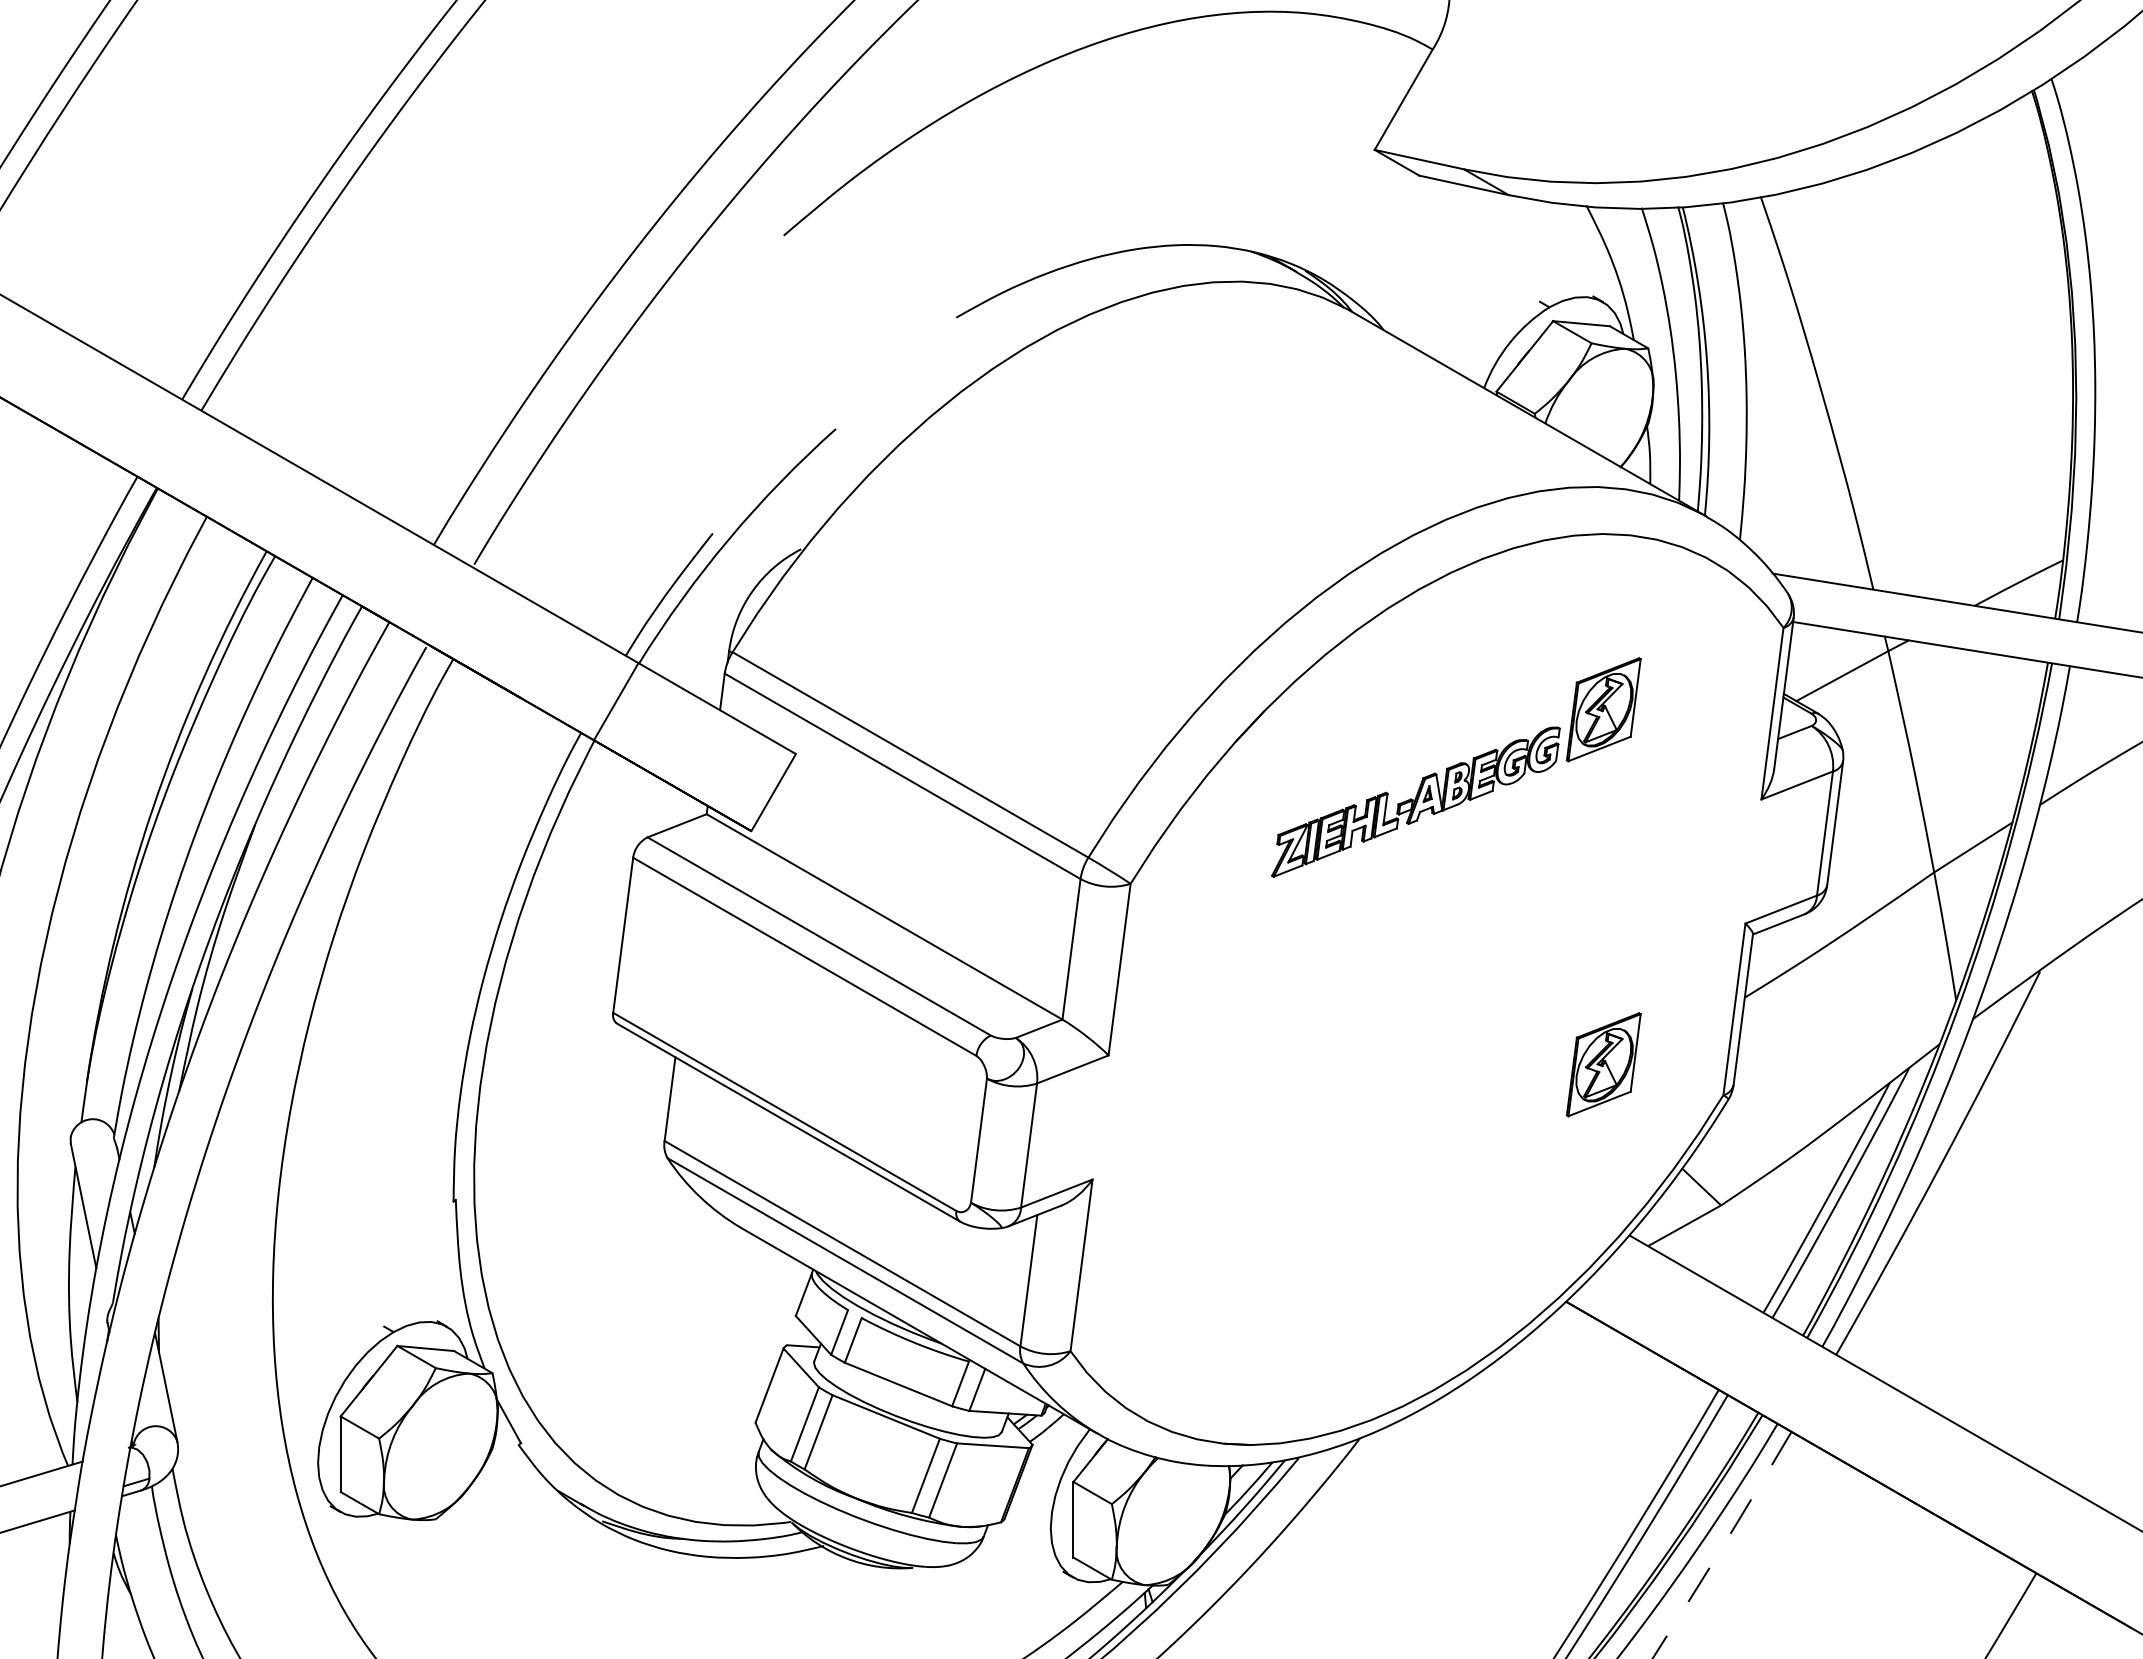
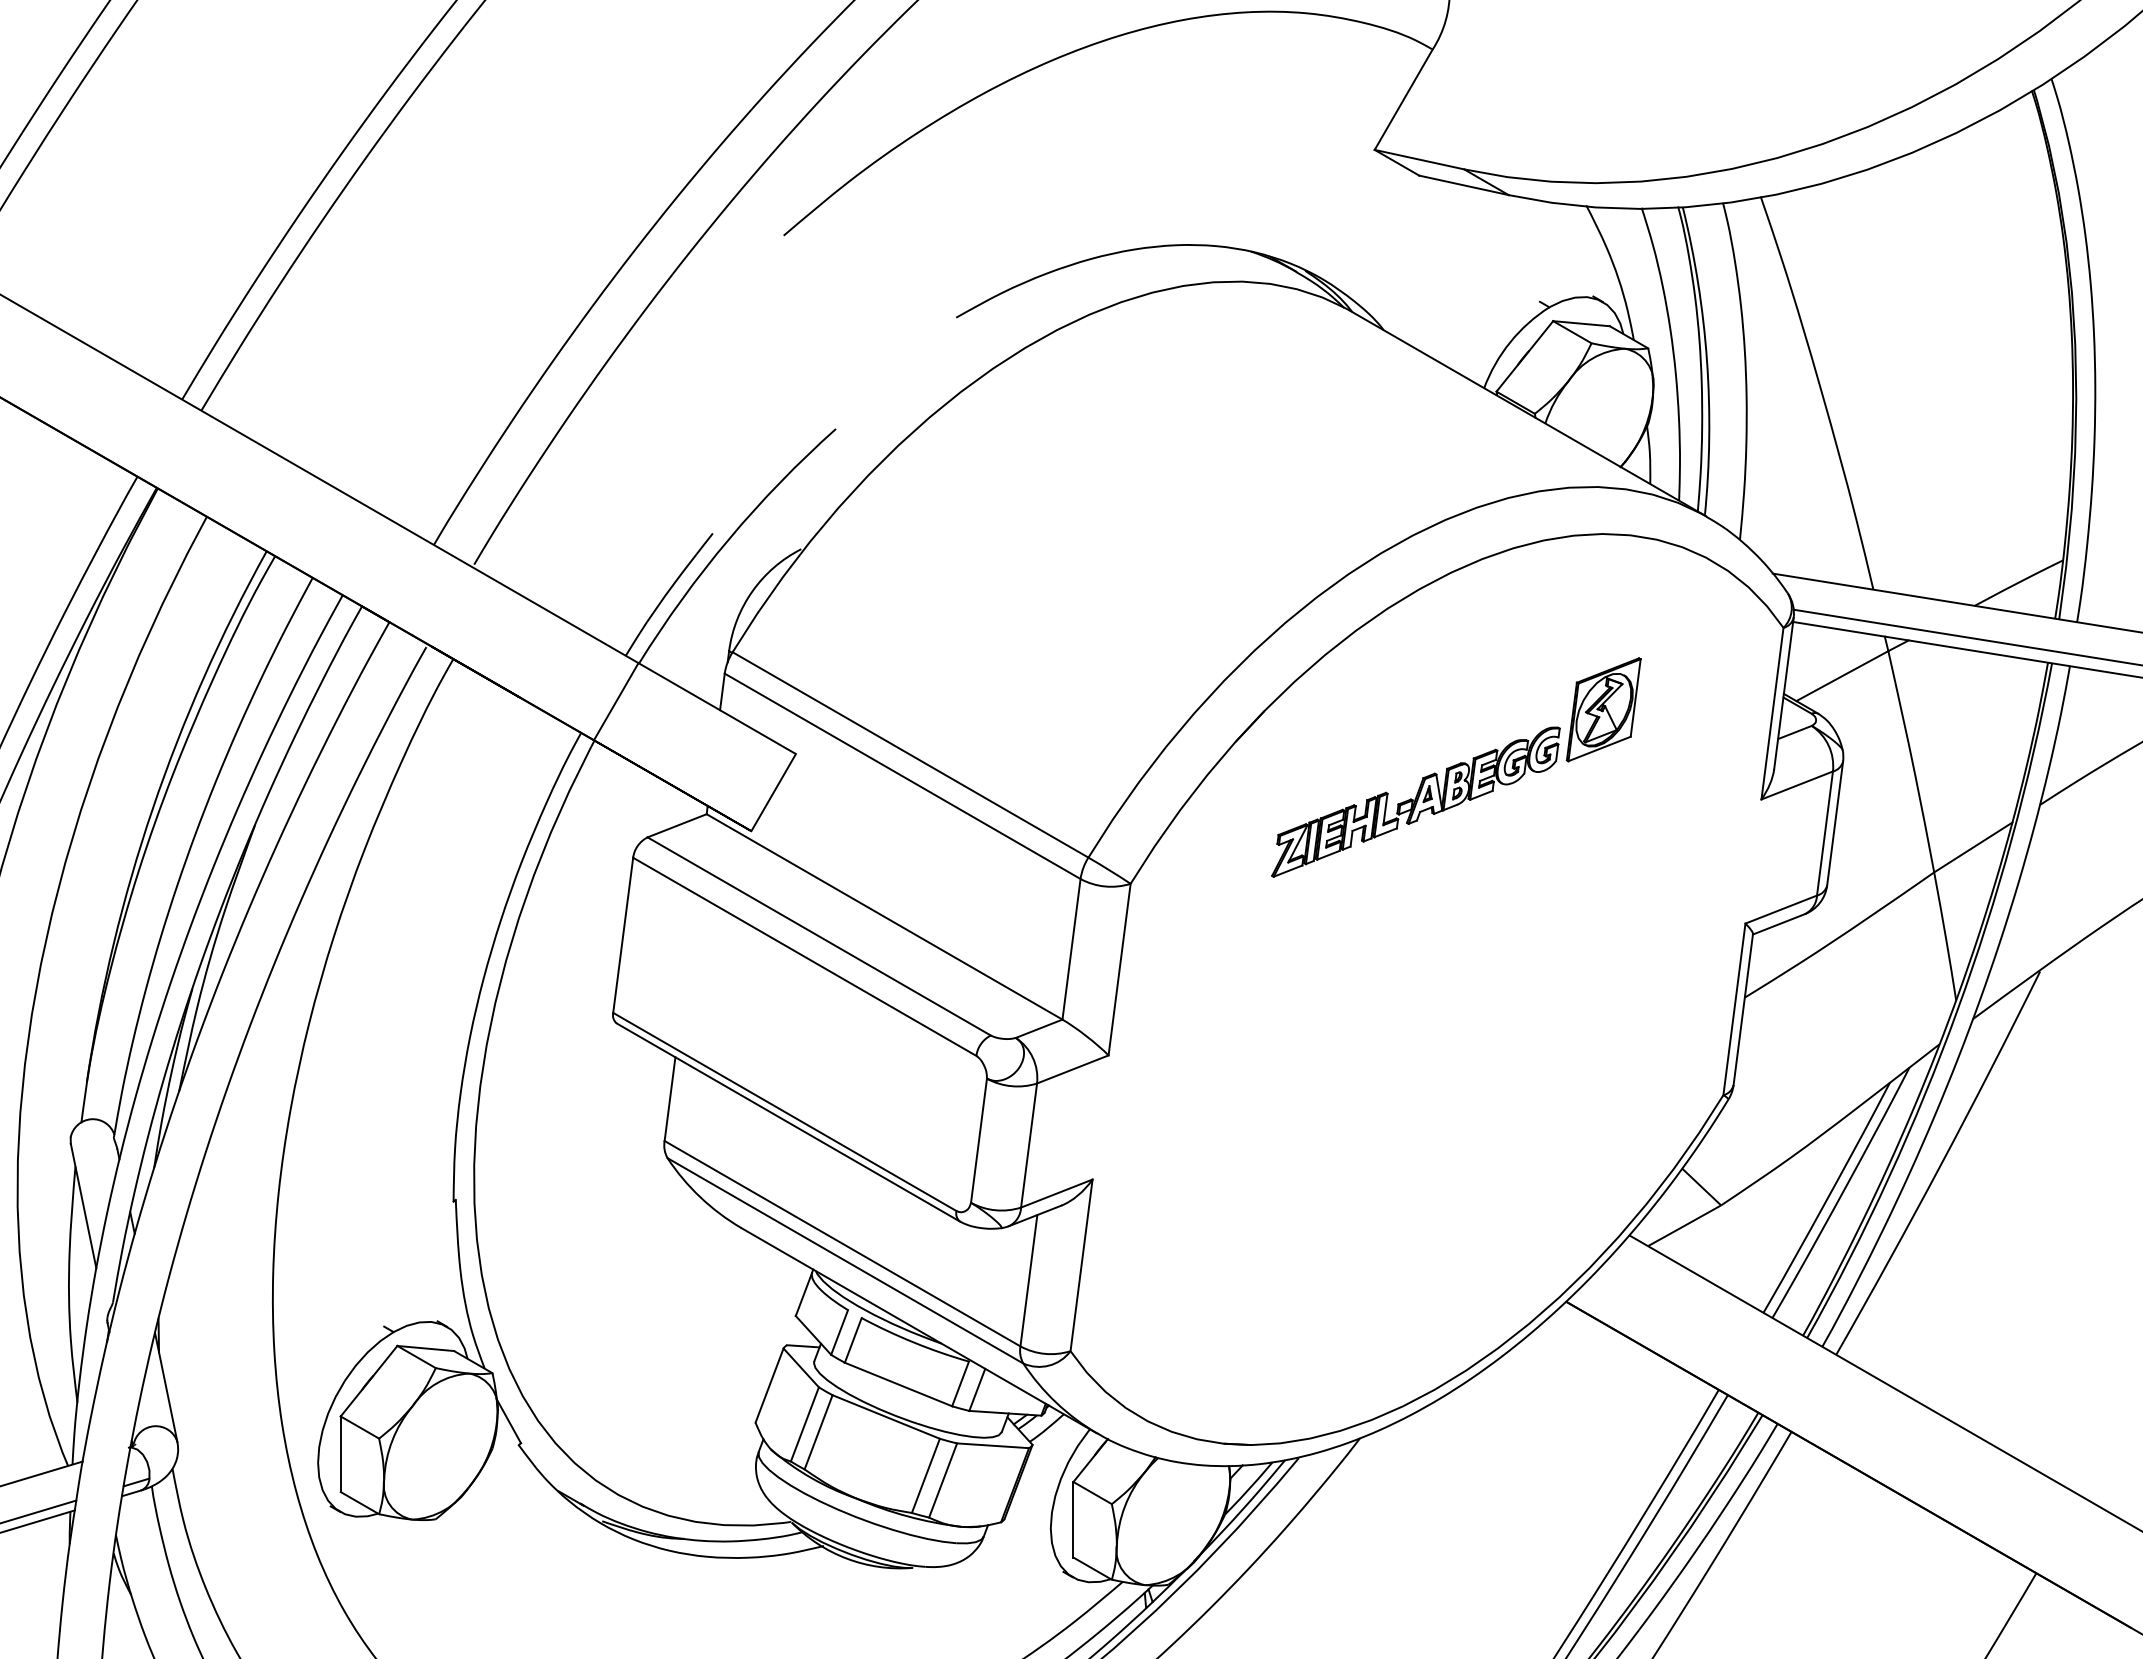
line: none -> present (1966, 636)
part: present -> none (1603, 1064)
line: none -> present (39, 1511)
arc: dashed -> solid (1723, 1545)
